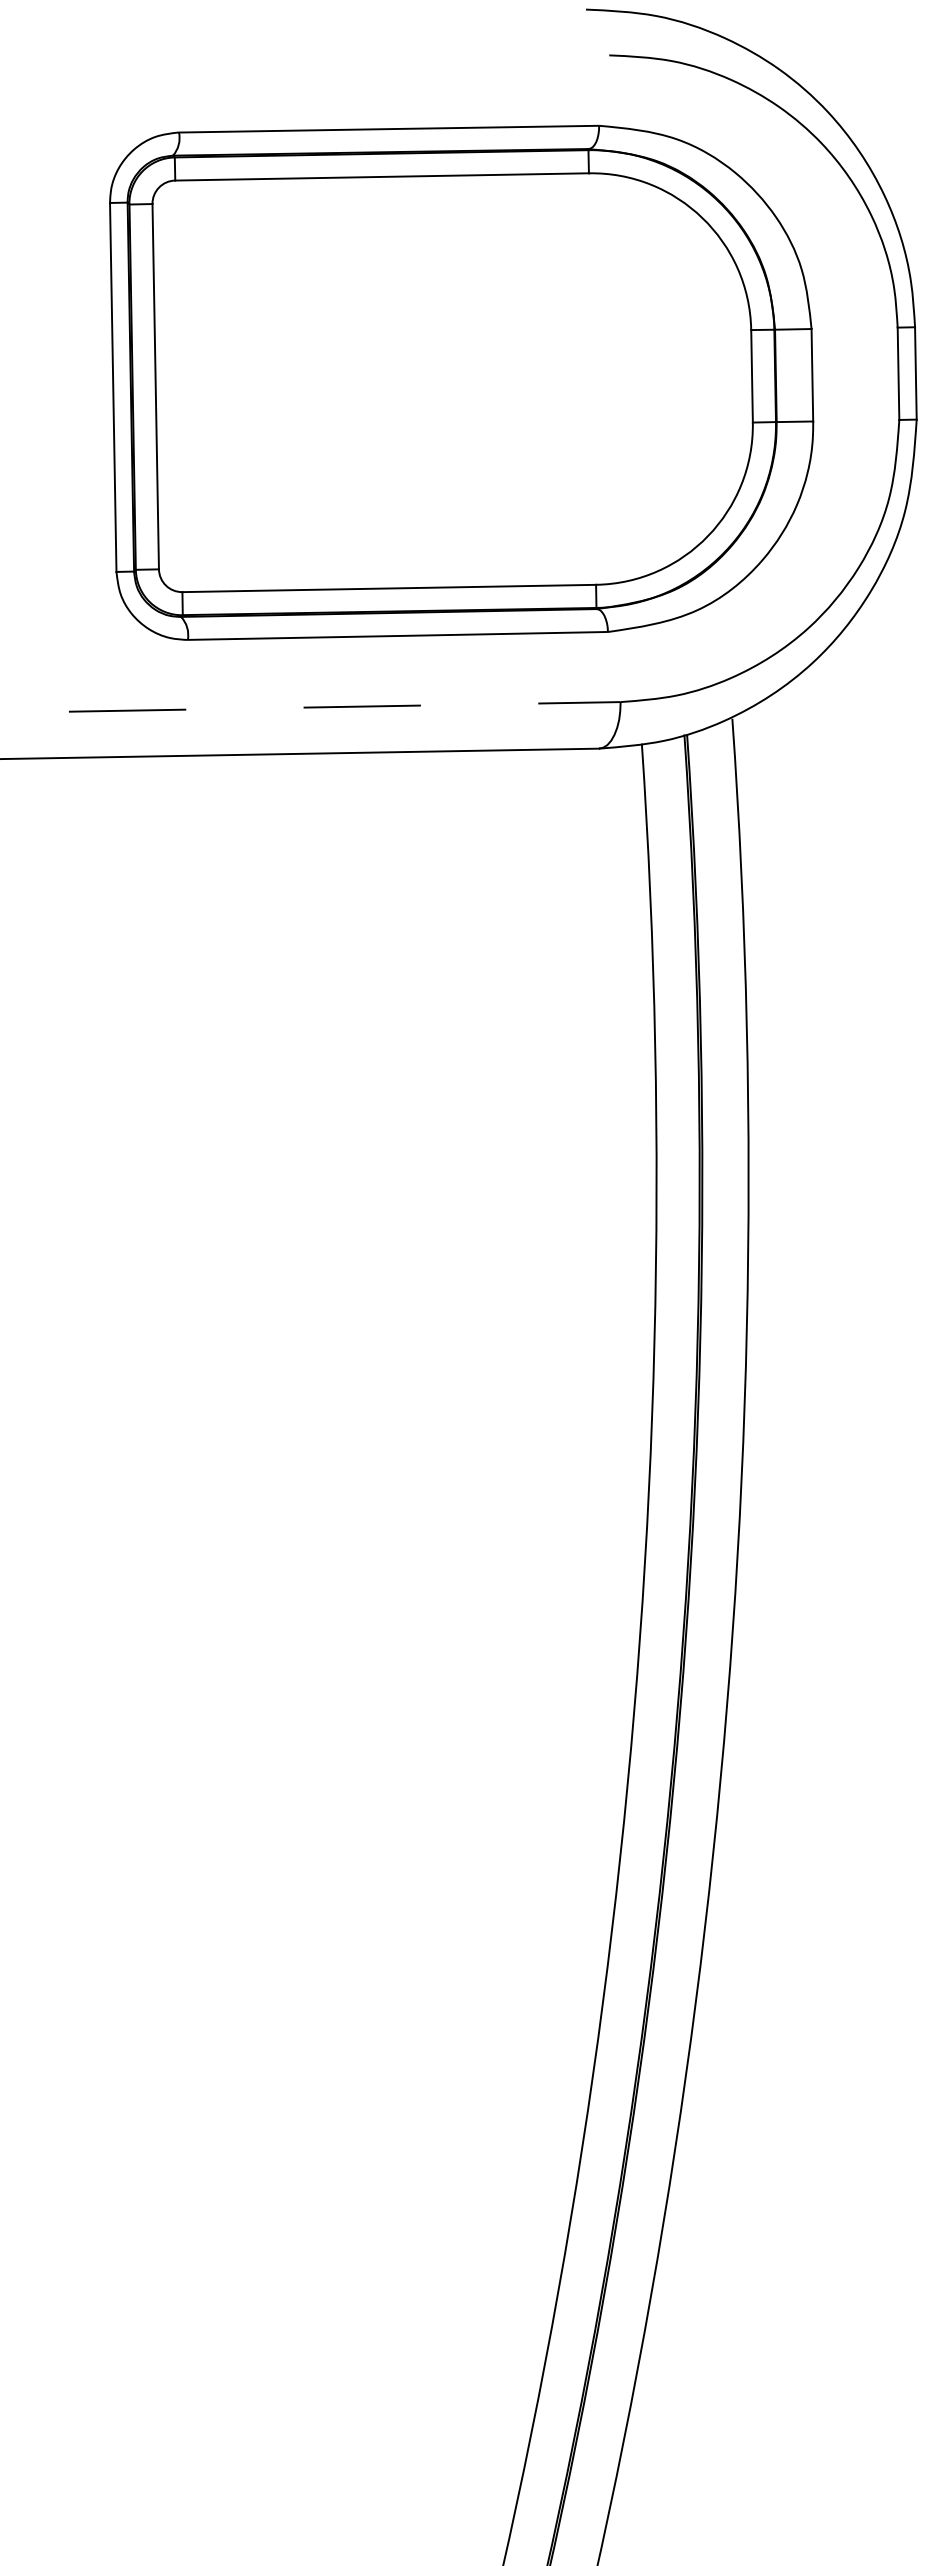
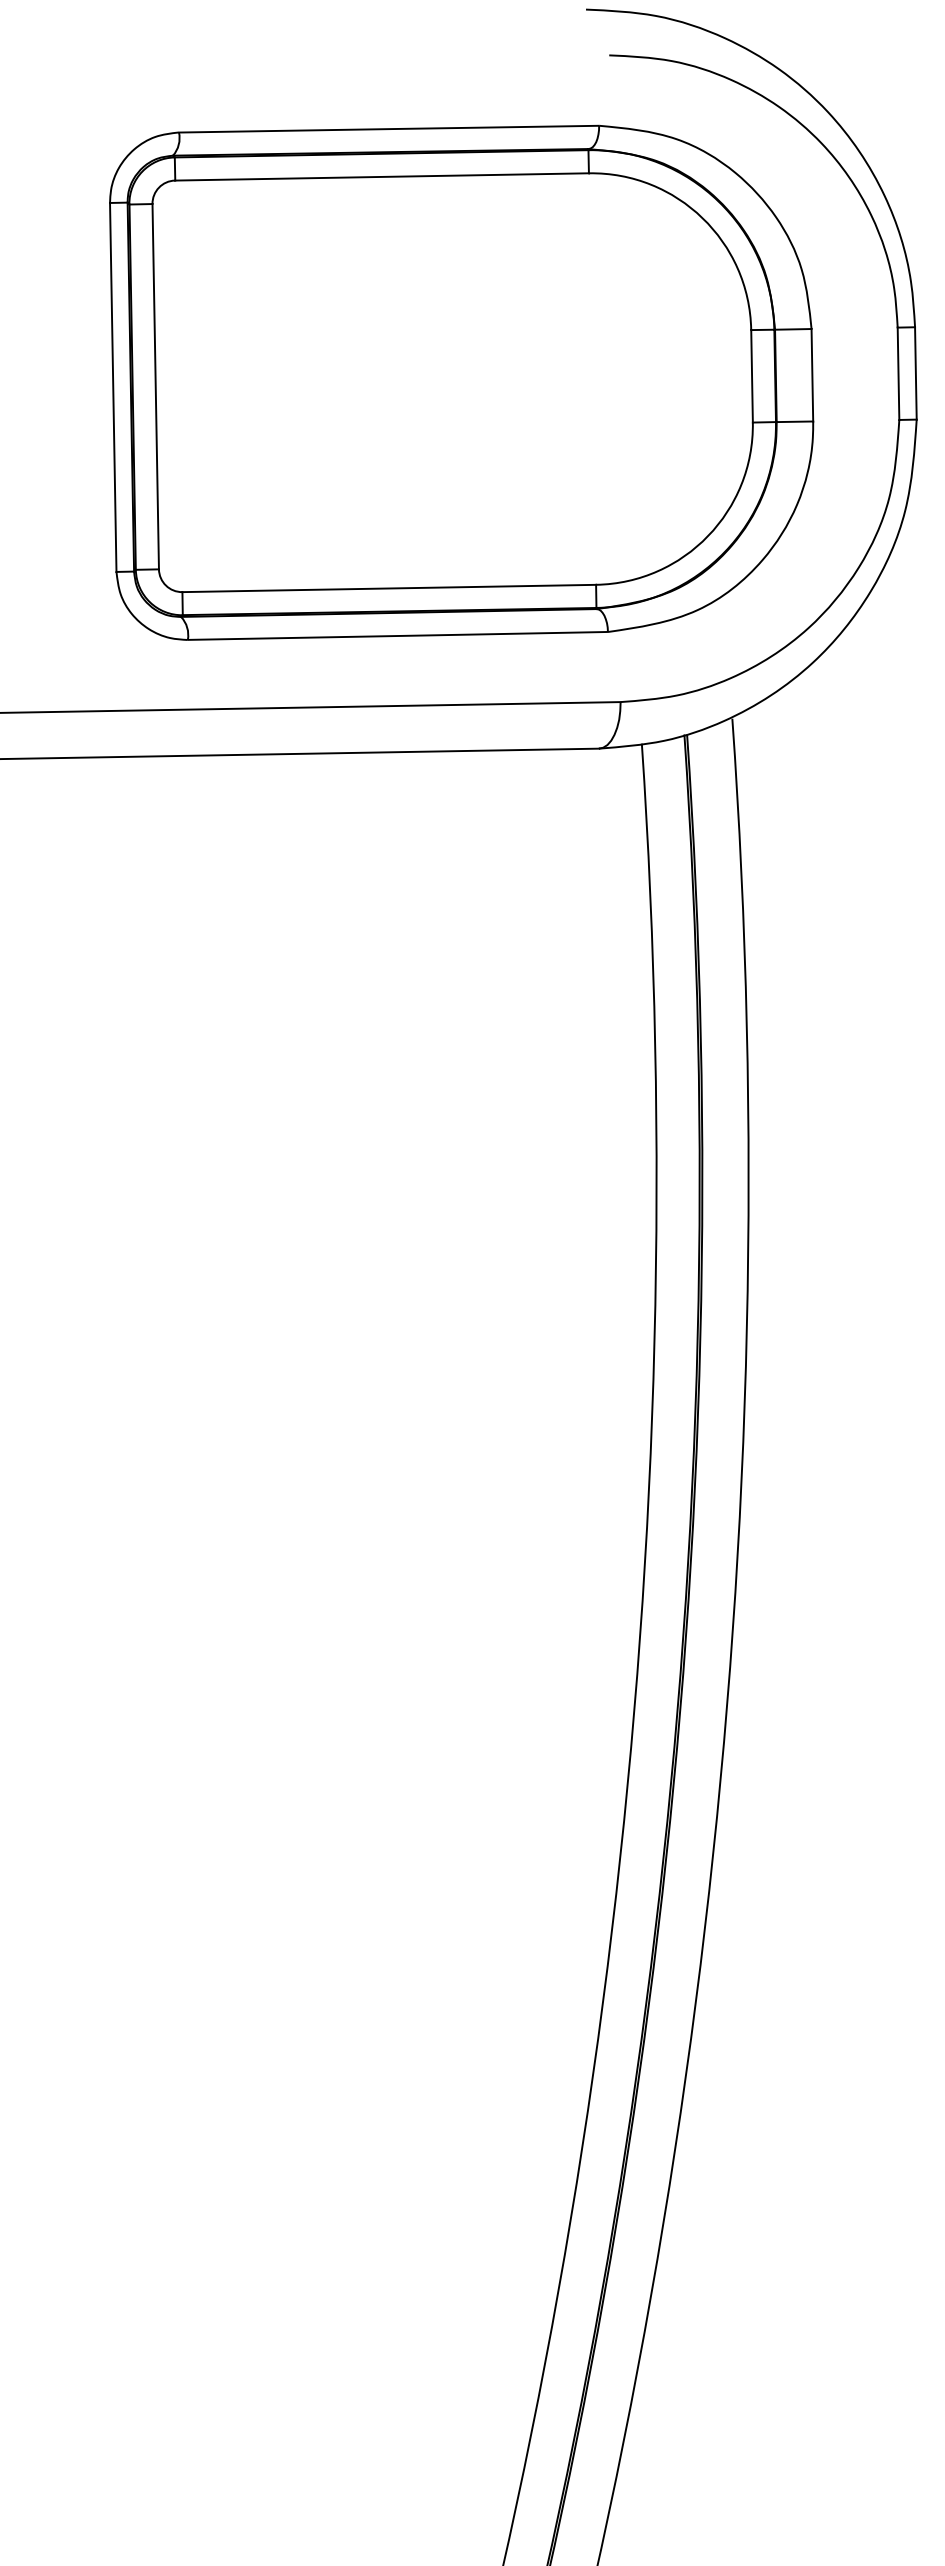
line: dashed -> solid (310, 707)
